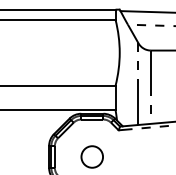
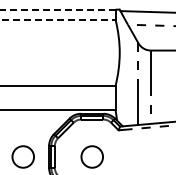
line: solid -> dashed (57, 9)
line: solid -> dashed (58, 19)
circle: none -> present (22, 156)
